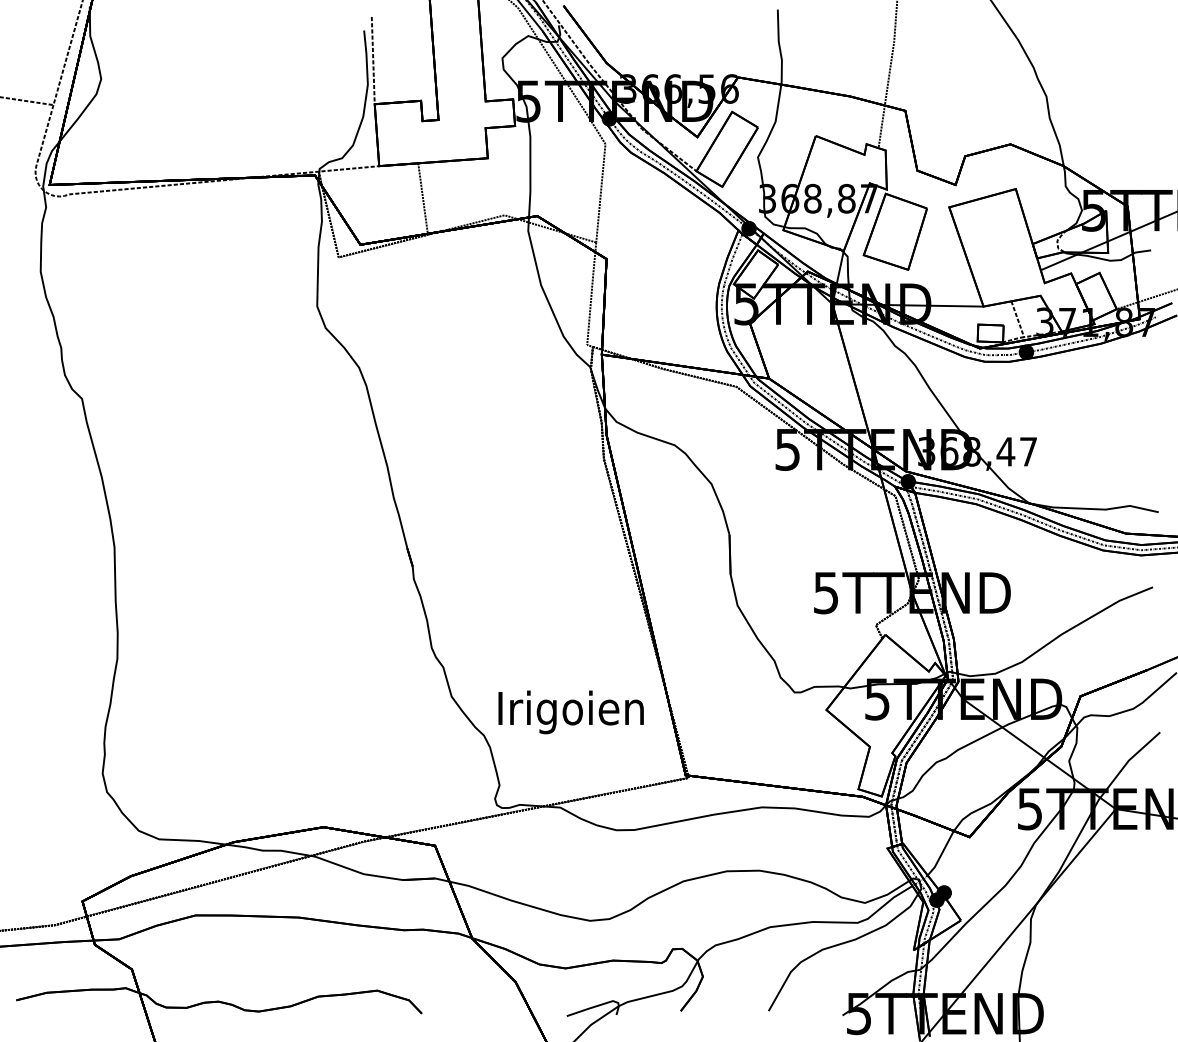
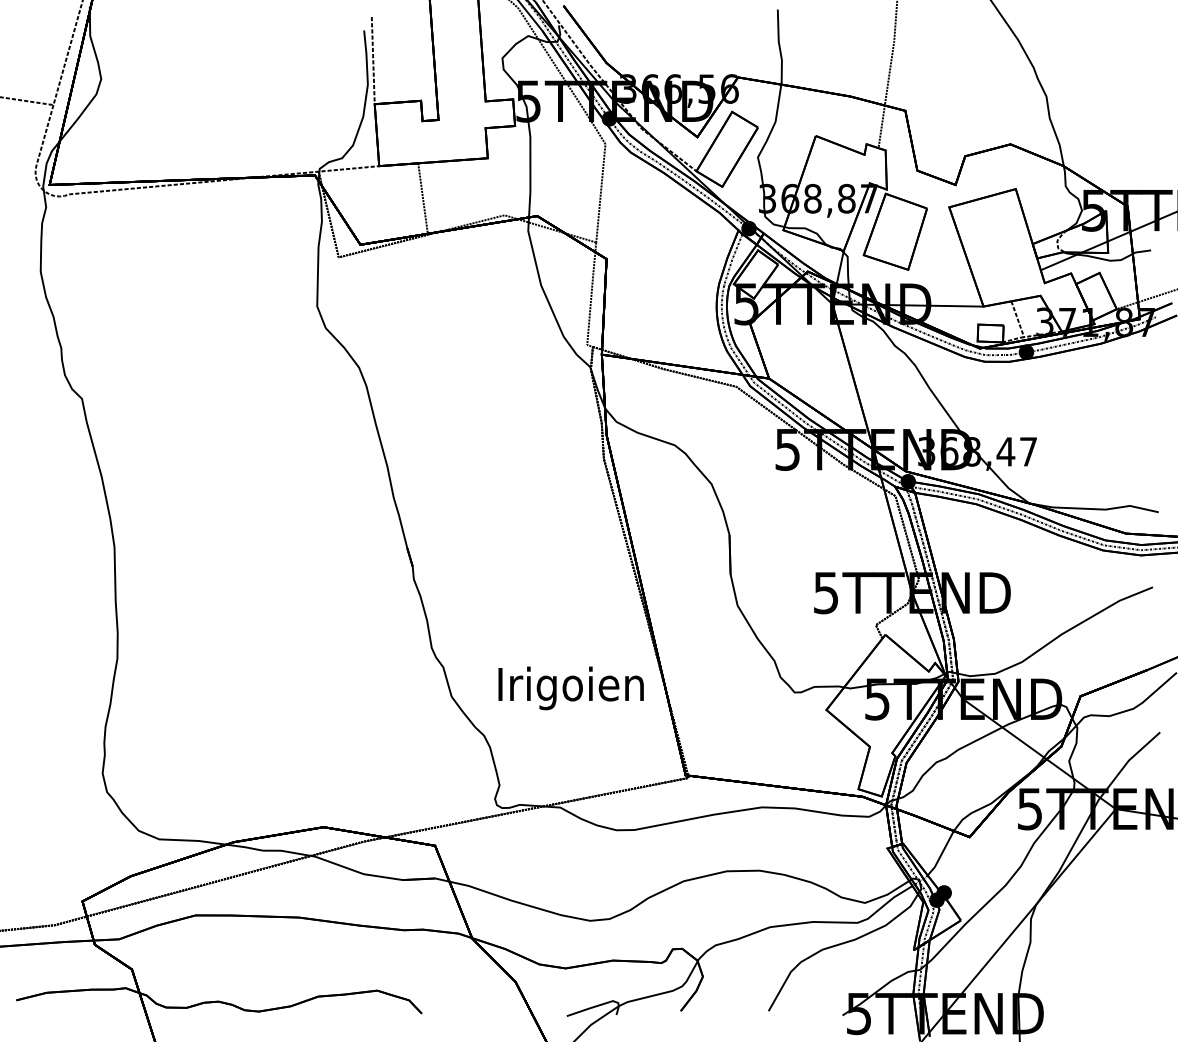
text position: (570, 712) -> (570, 688) (570, 688)
